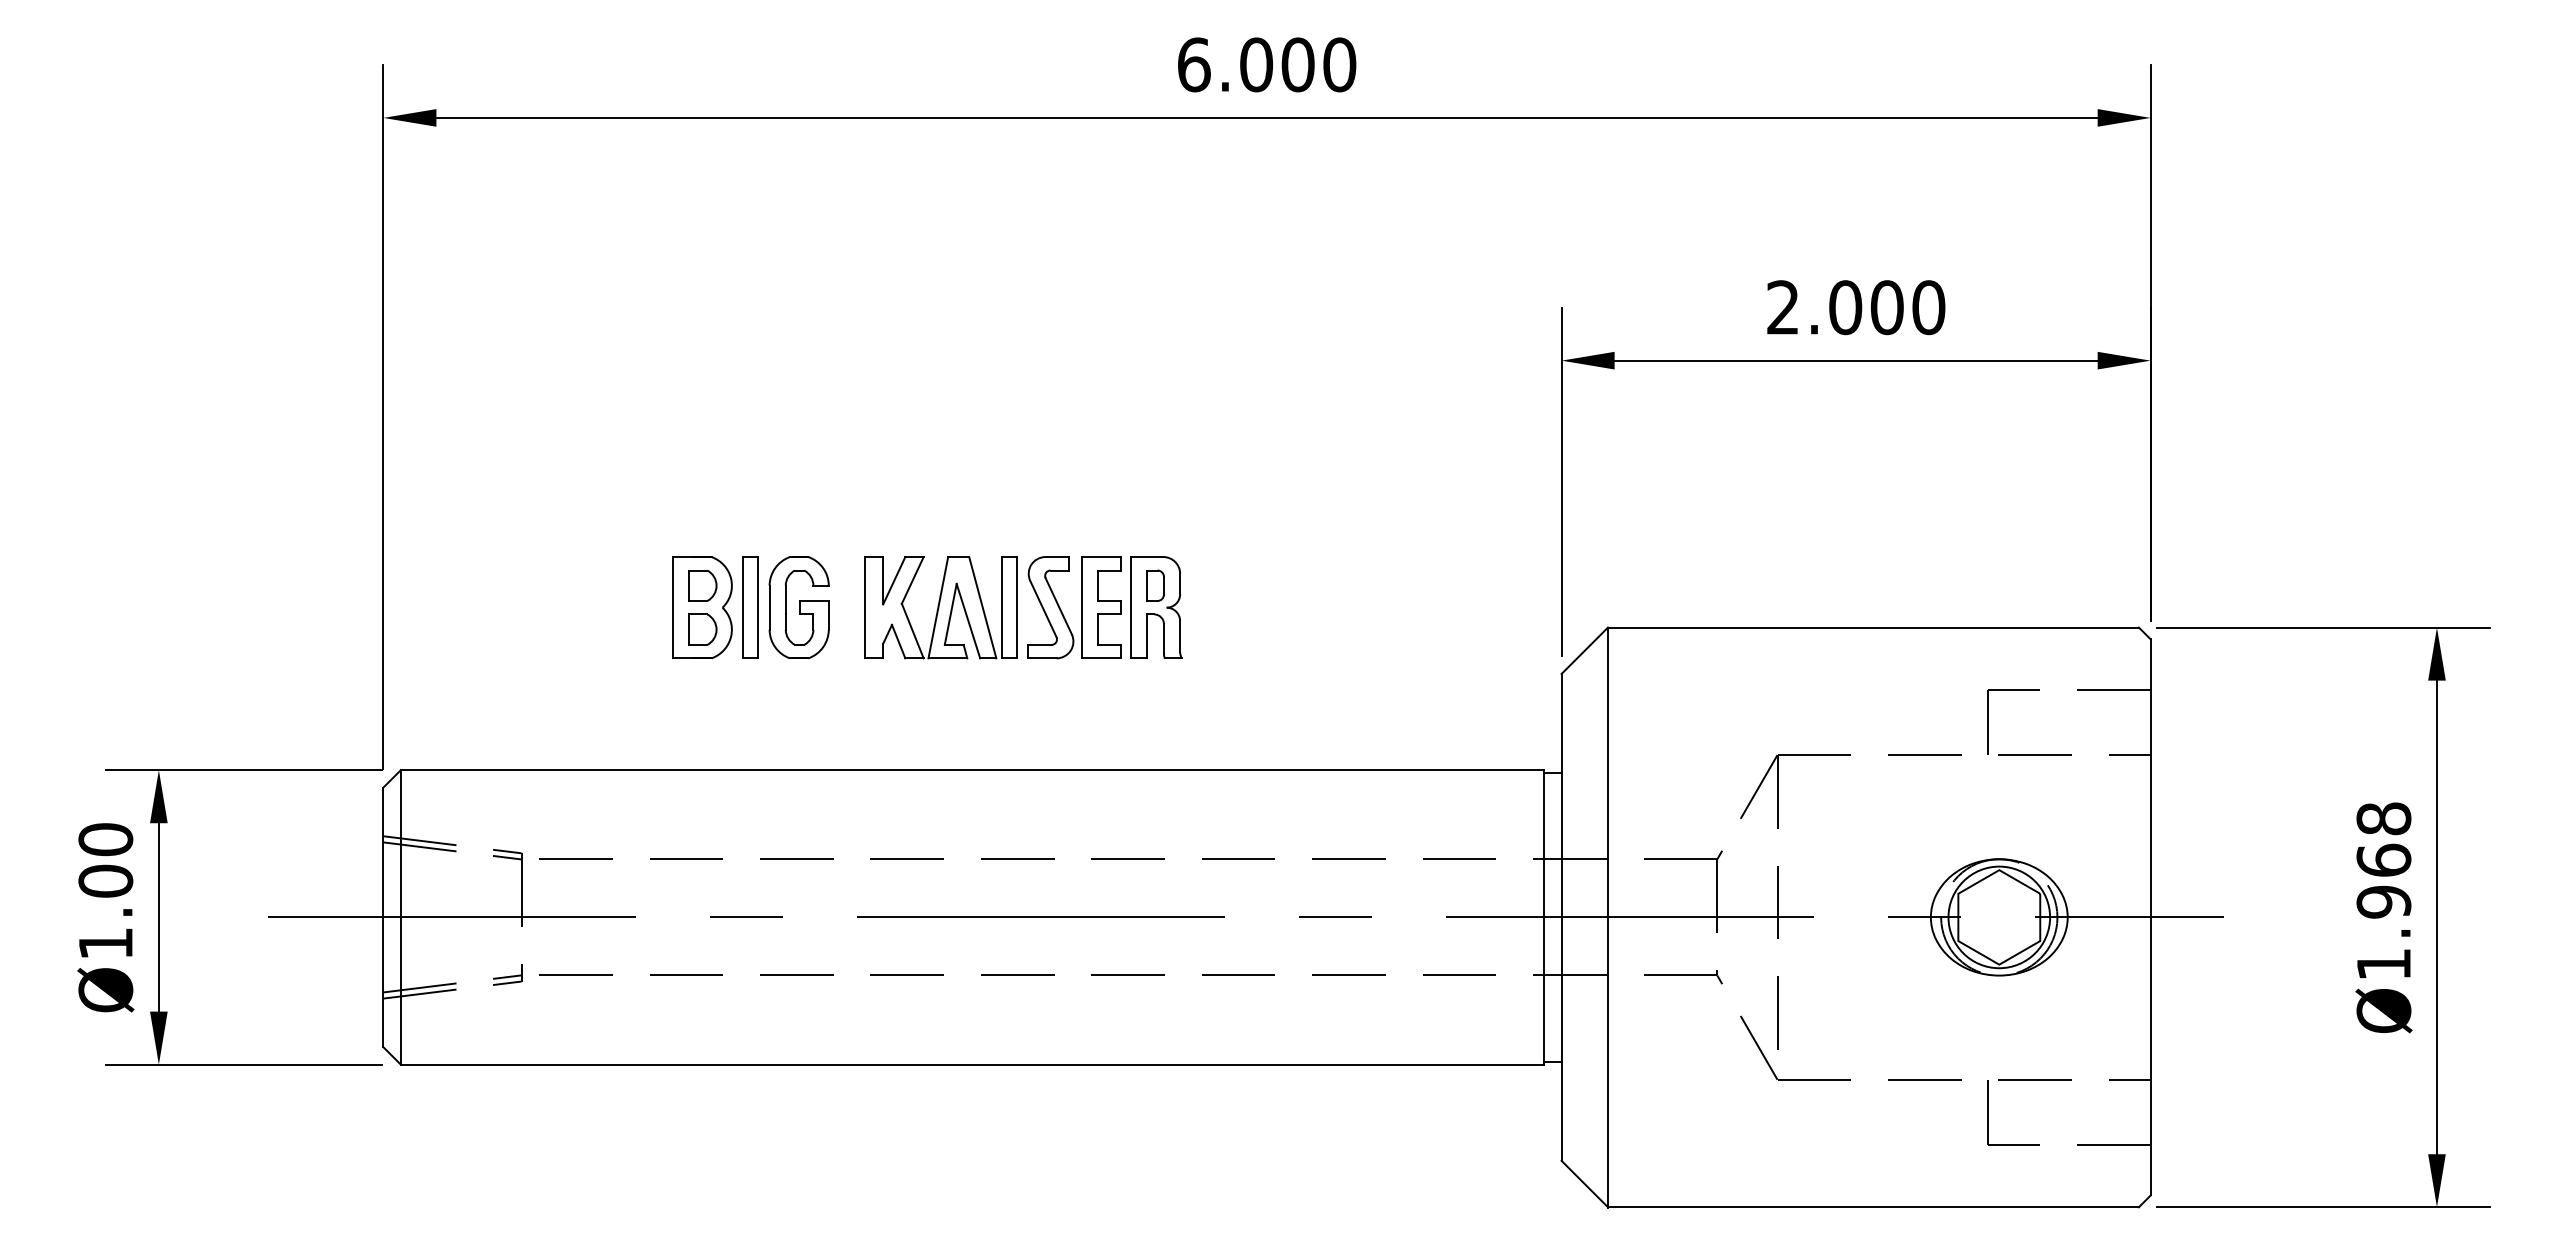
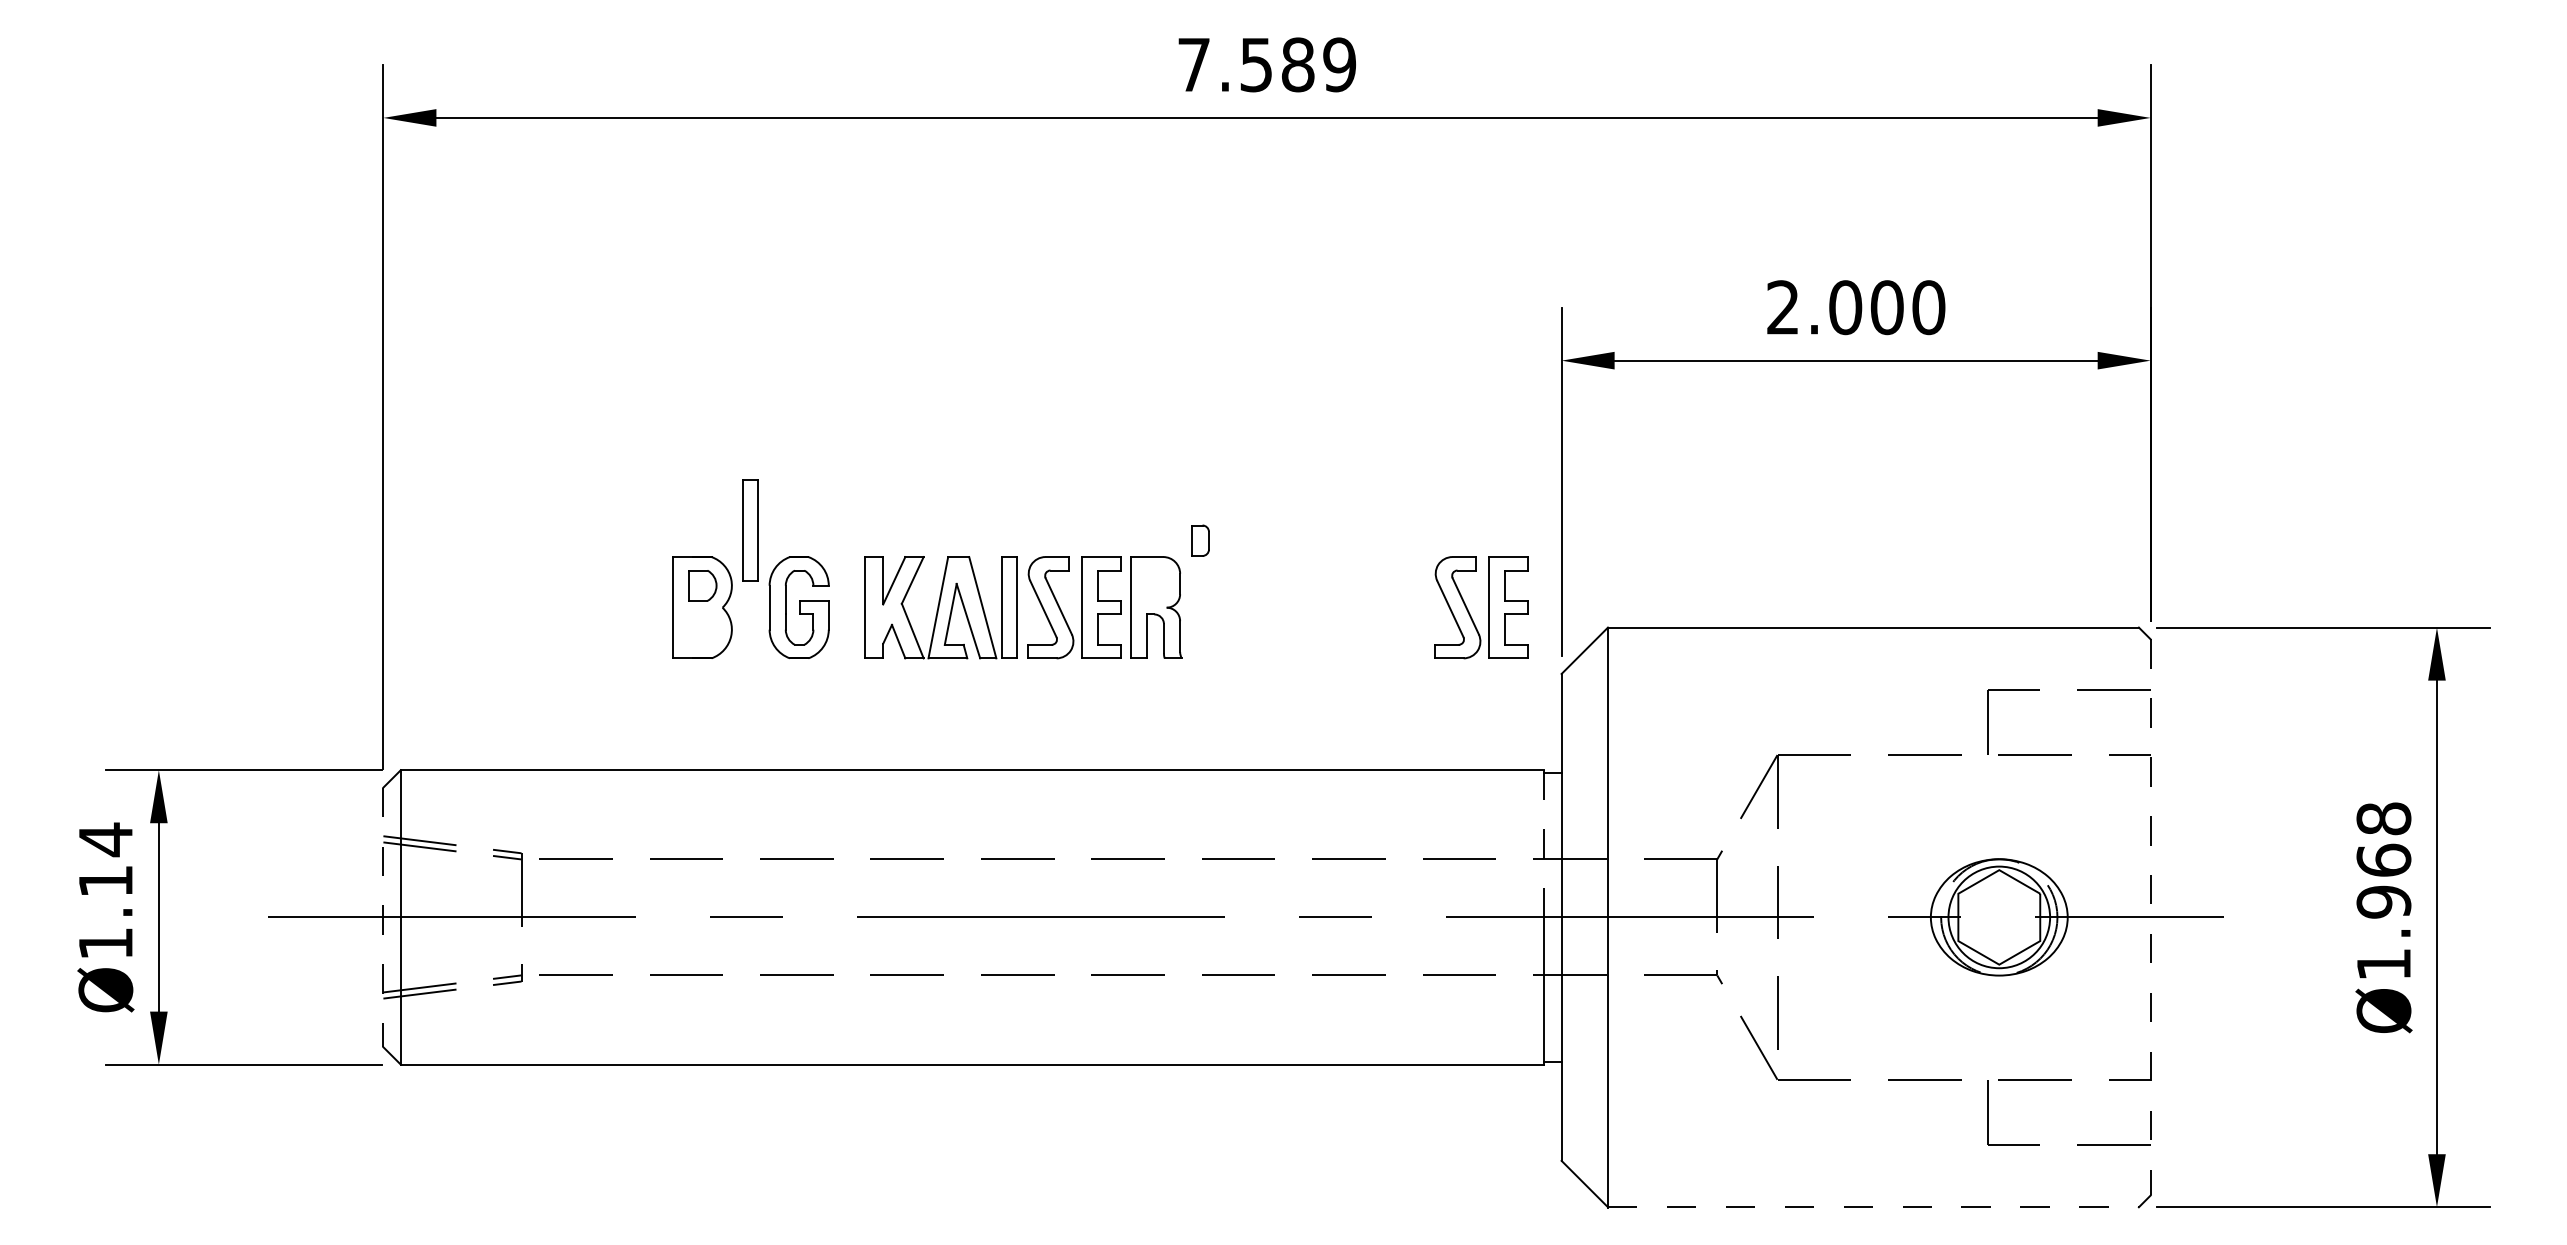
text: 6.000 -> 7.589 (1267, 64)
part position: (1155, 585) -> (1200, 540) (1200, 540)
part position: (750, 607) -> (750, 530) (750, 530)
part: none -> present (1488, 607)
part: present -> none (702, 629)
line: solid -> dashed (1544, 843)
text: Ø1.00 -> Ø1.14 (105, 859)
line: solid -> dashed (383, 917)
line: solid -> dashed (2150, 917)
line: solid -> dashed (1873, 1207)
